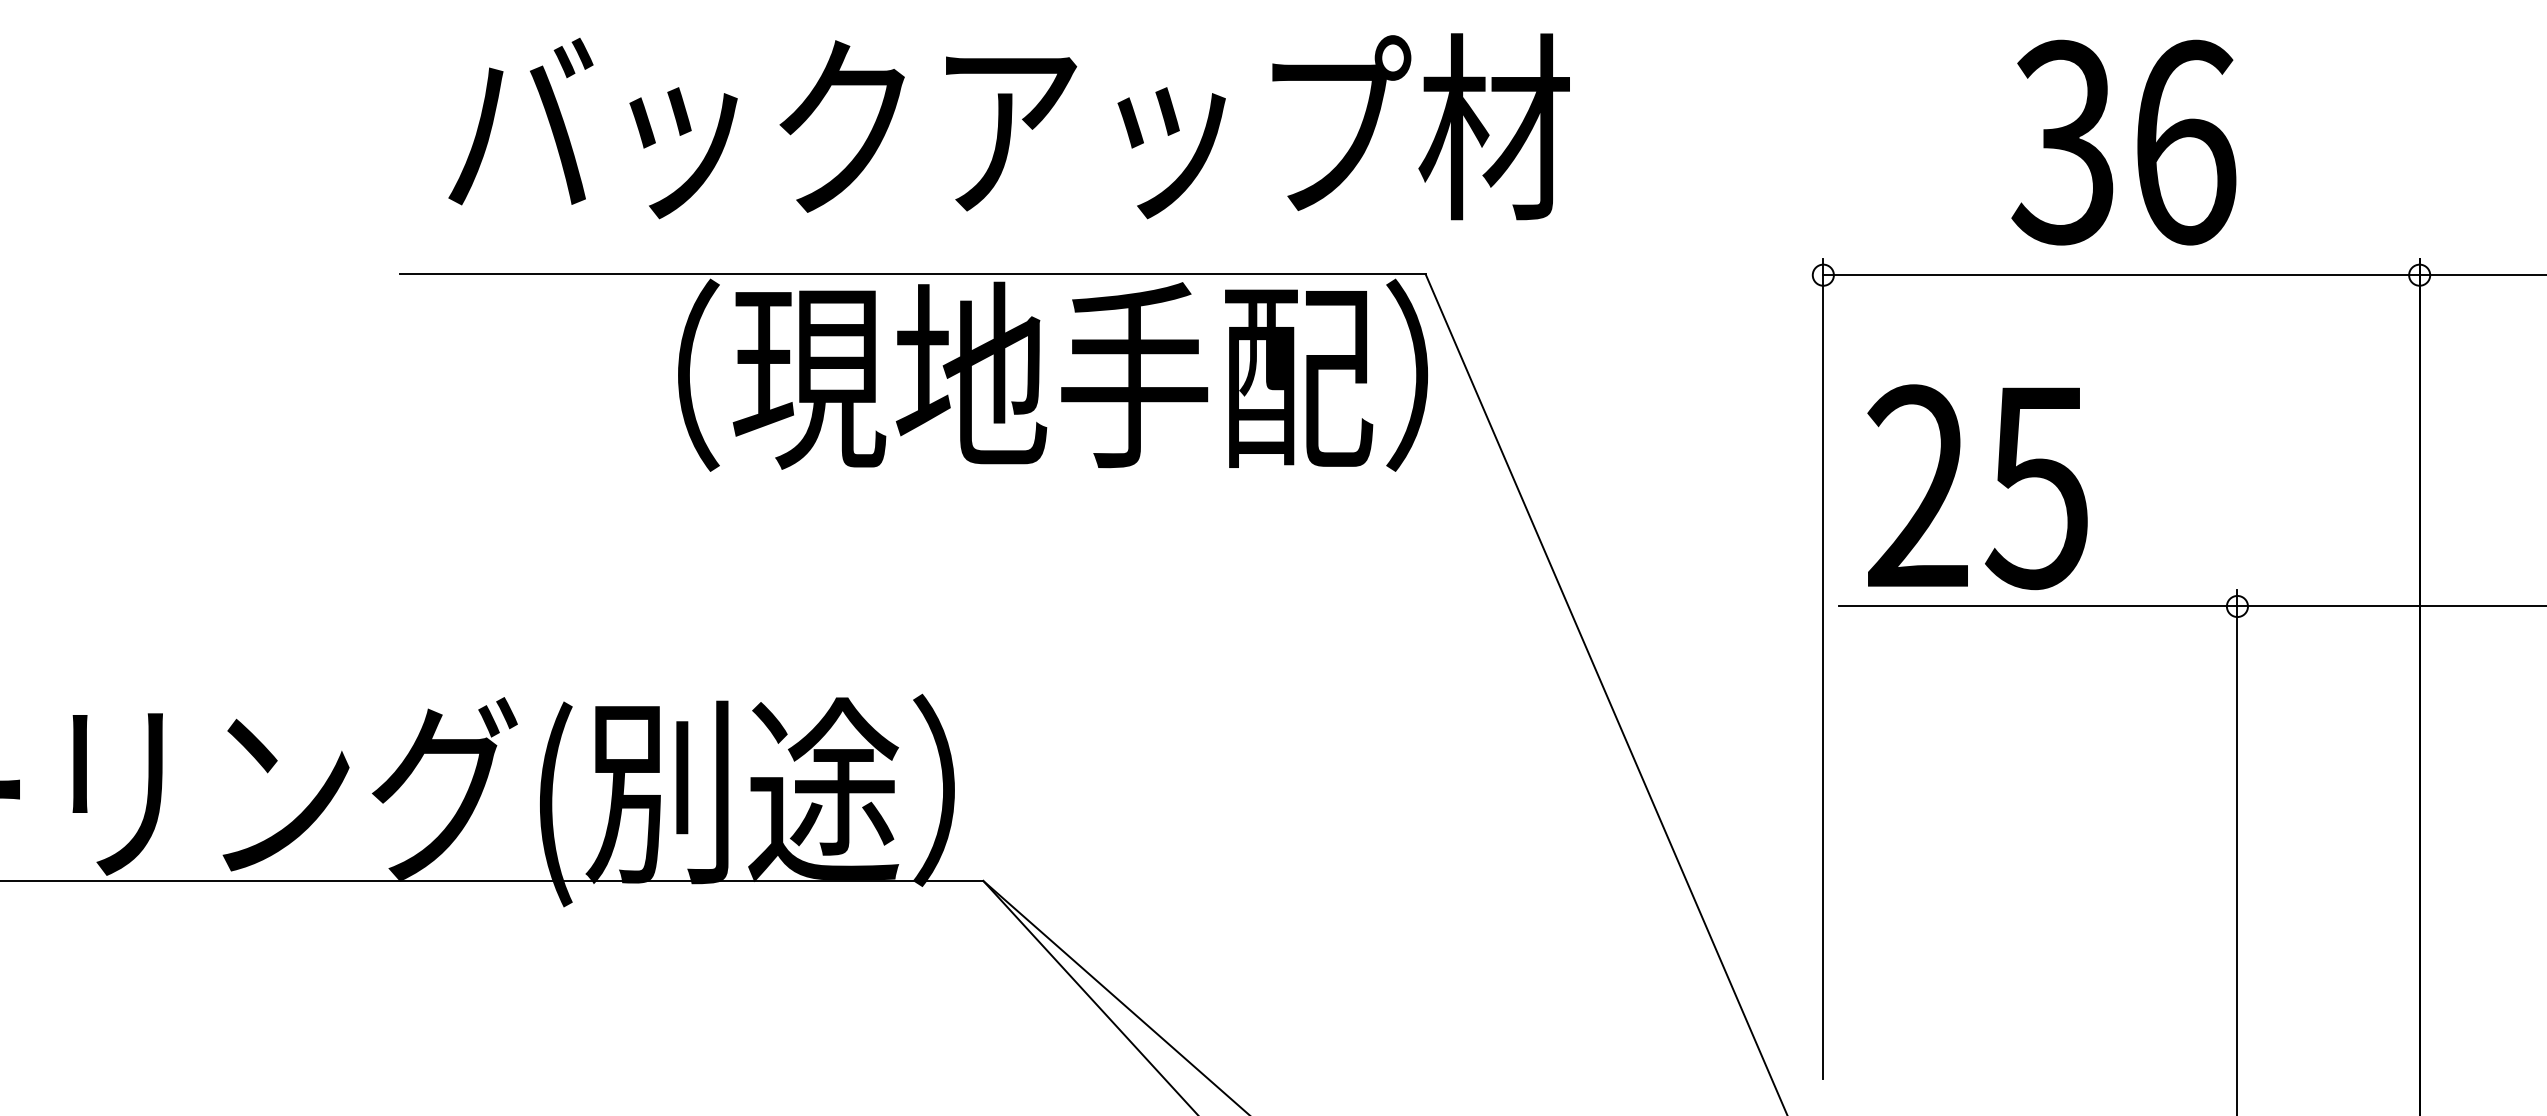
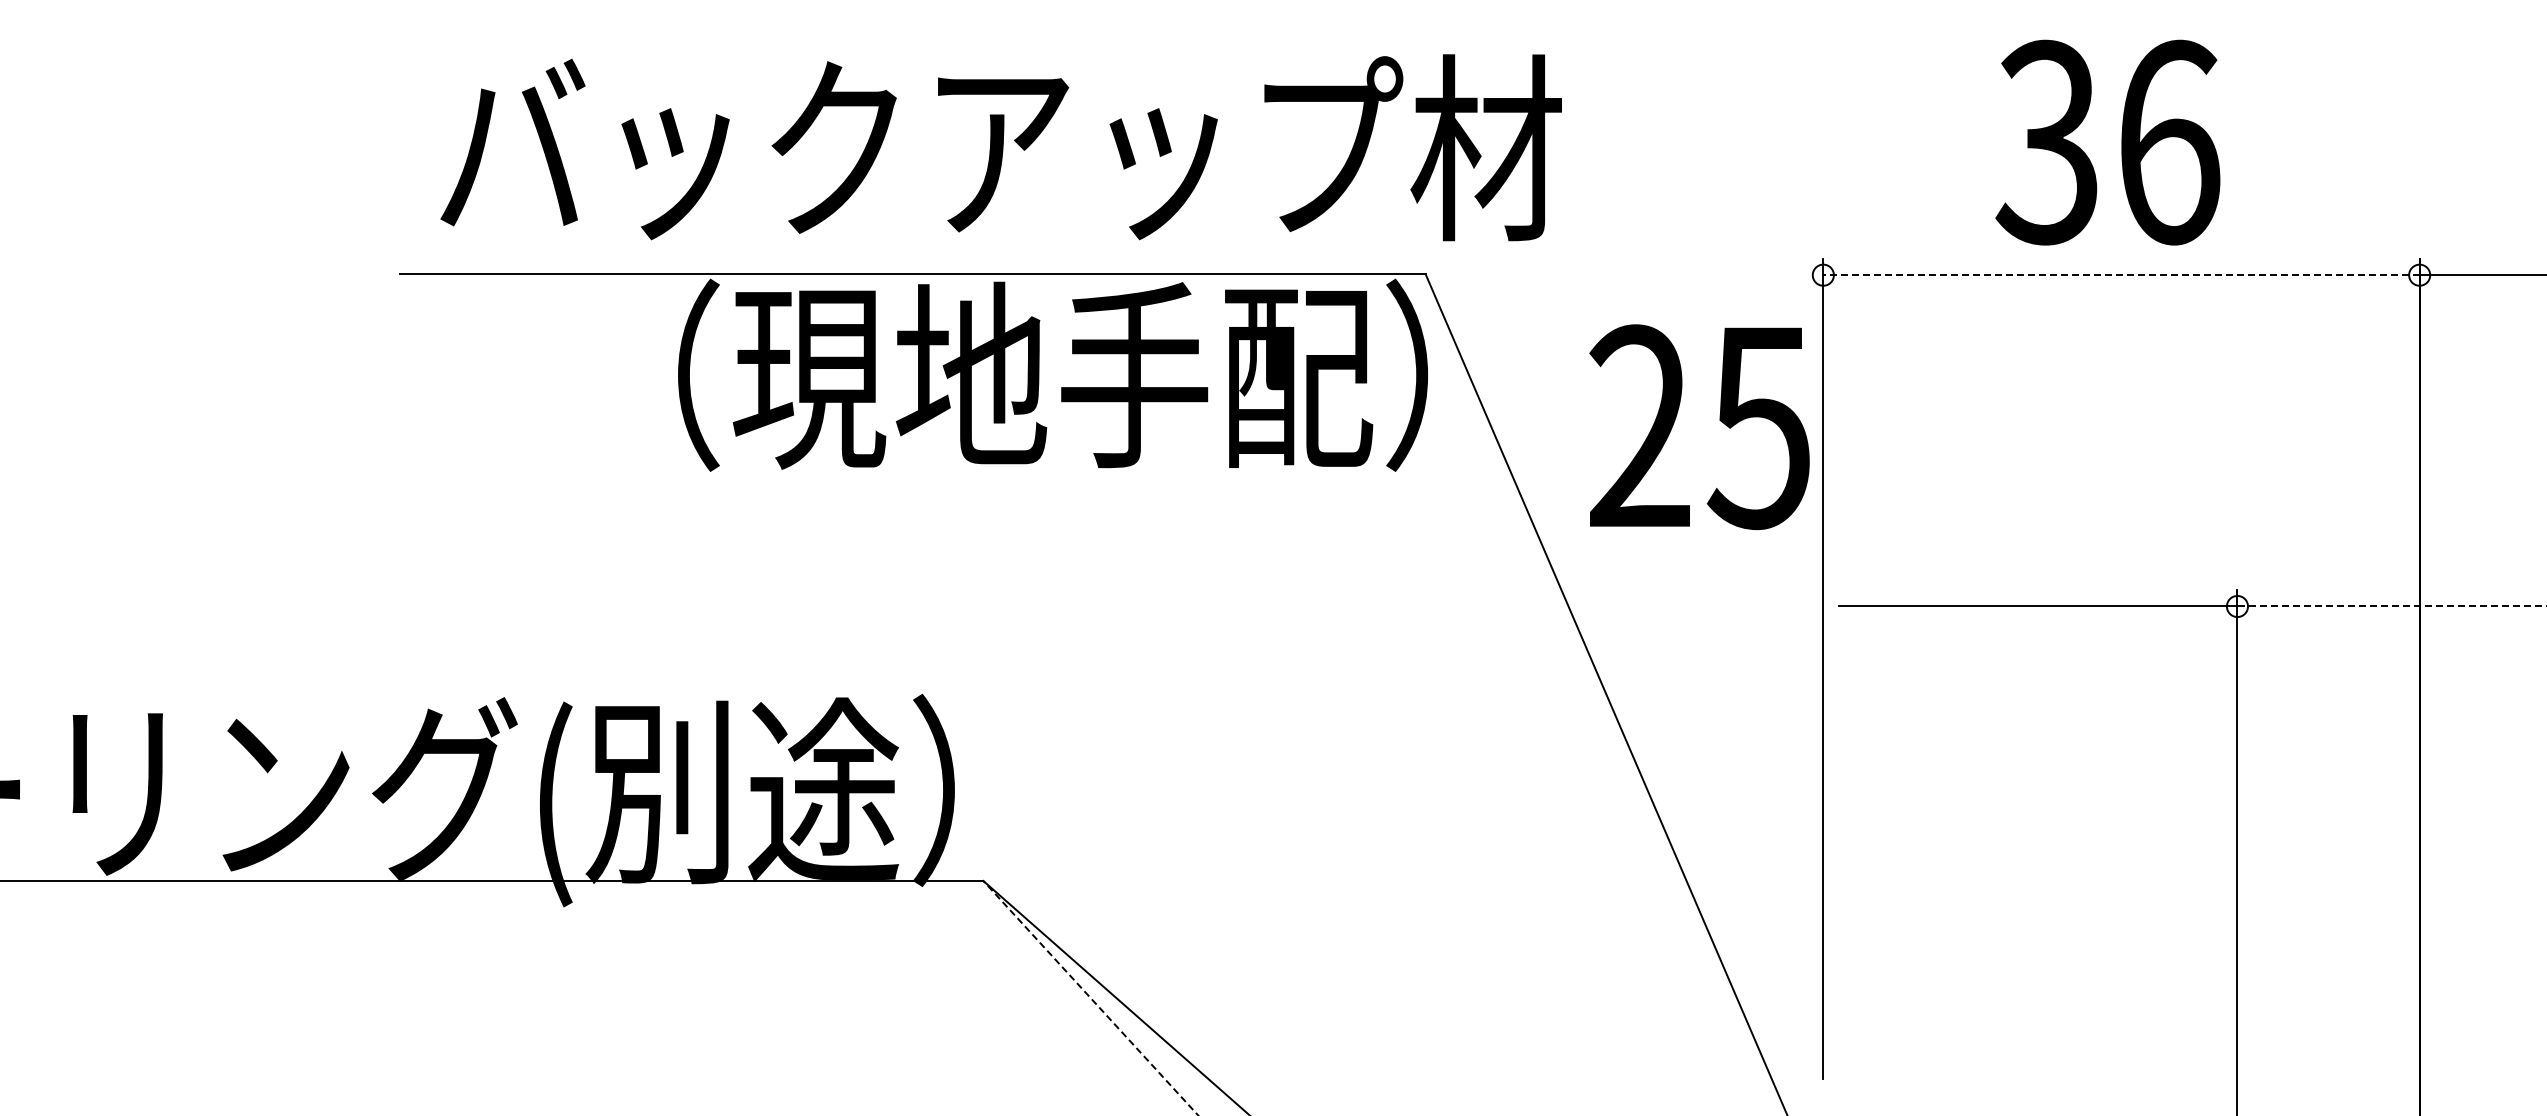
text position: (1008, 126) -> (1000, 147) (1000, 147)
text position: (2123, 142) -> (2107, 142) (2107, 142)
line: solid -> dashed (2121, 275)
text position: (1977, 487) -> (1699, 427) (1699, 427)
line: solid -> dashed (2392, 606)
line: solid -> dashed (1090, 998)
